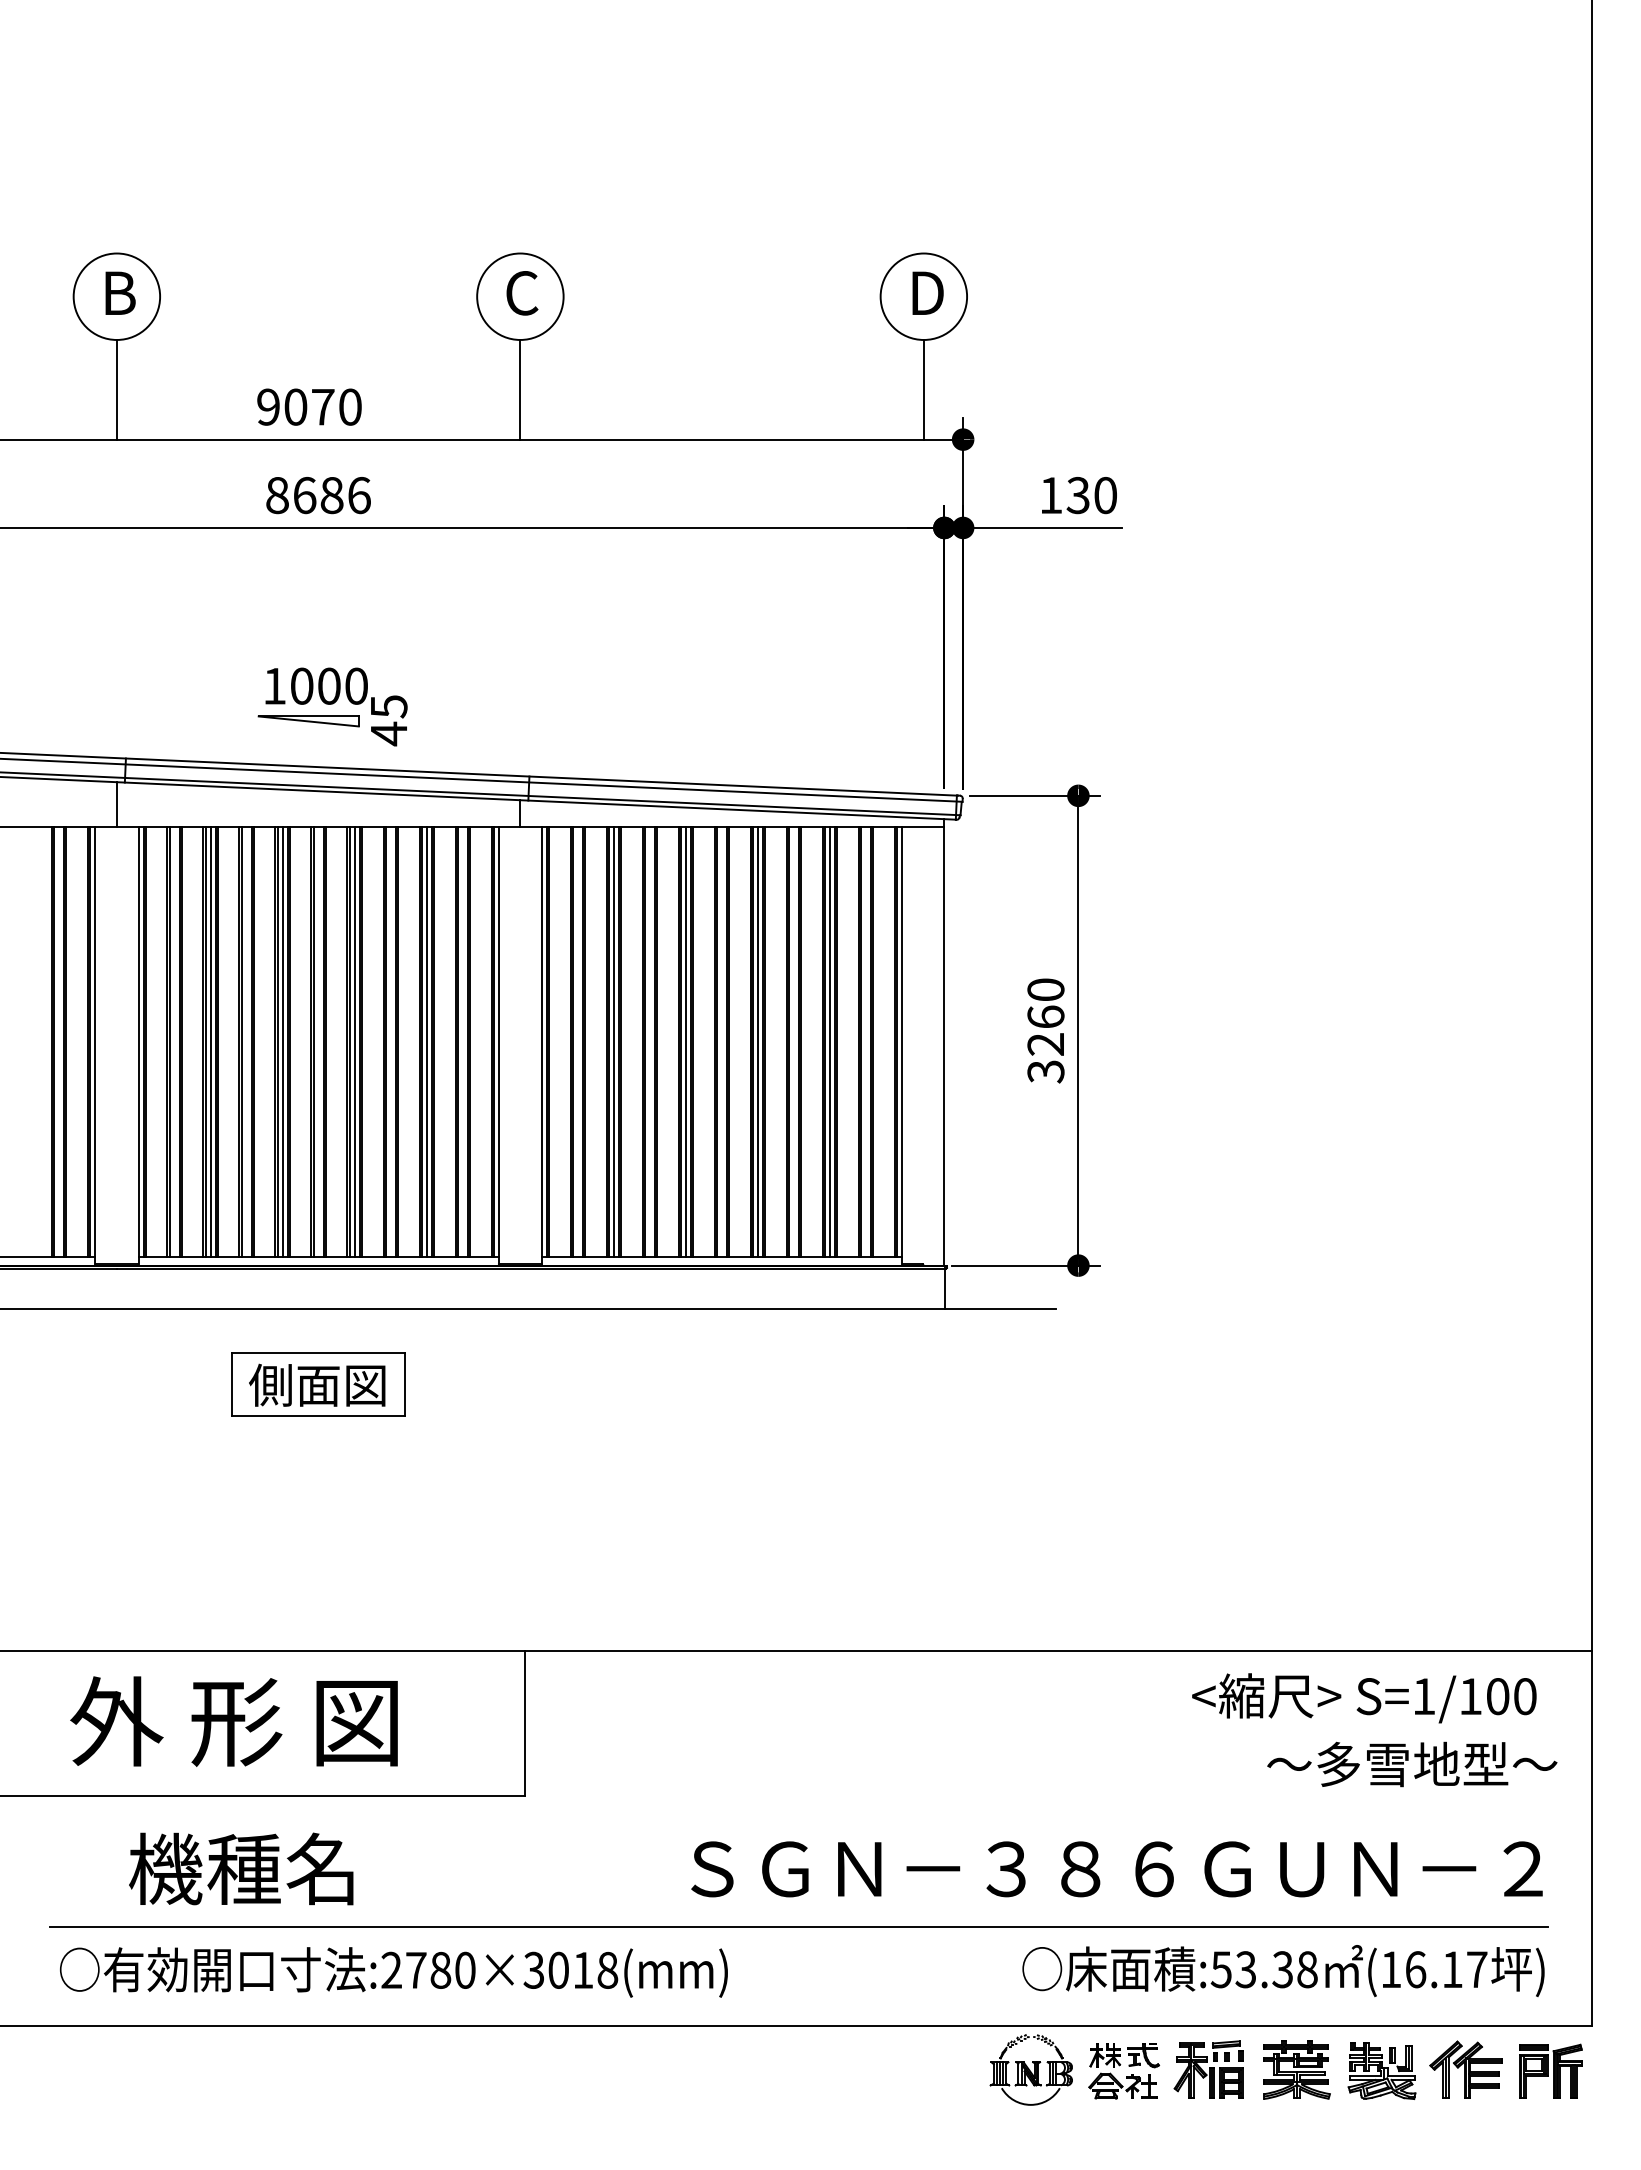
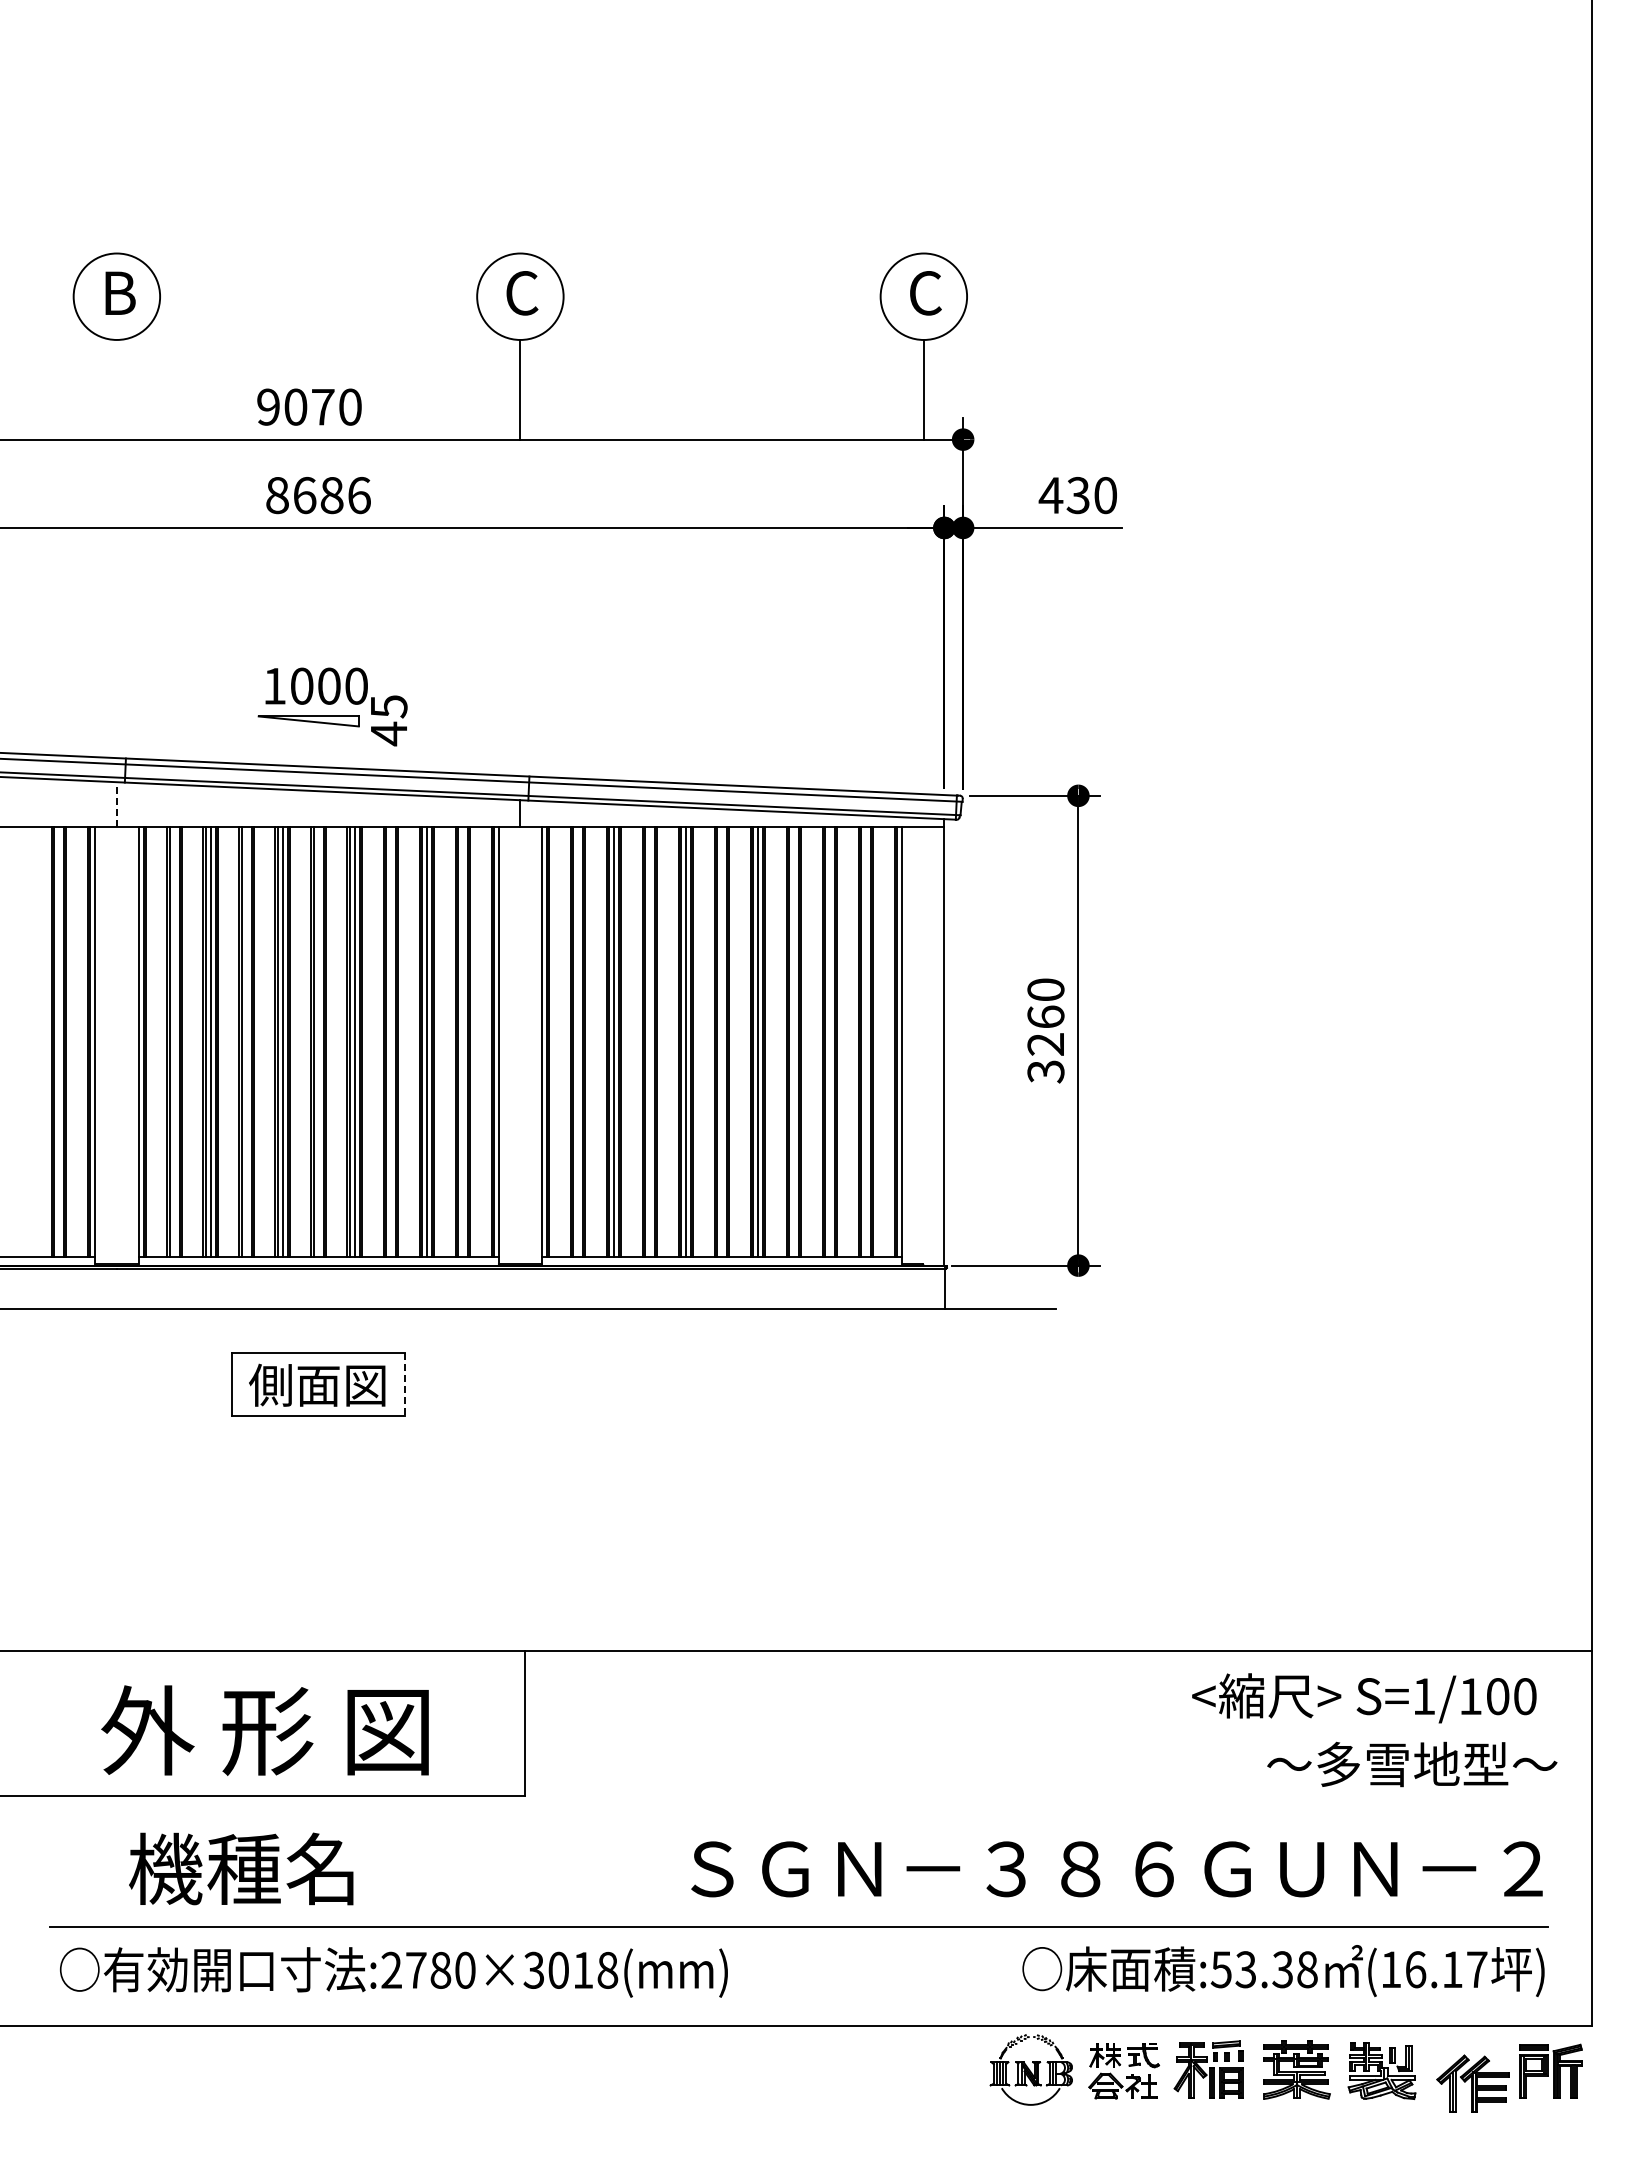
text: D -> C (926, 293)
line: present -> none (116, 389)
text: 130 -> 430 (1050, 495)
line: solid -> dashed (116, 804)
line: present -> none (830, 1041)
line: solid -> dashed (405, 1384)
text position: (233, 1721) -> (264, 1730) (264, 1730)
part position: (1465, 2069) -> (1472, 2083) (1472, 2083)
